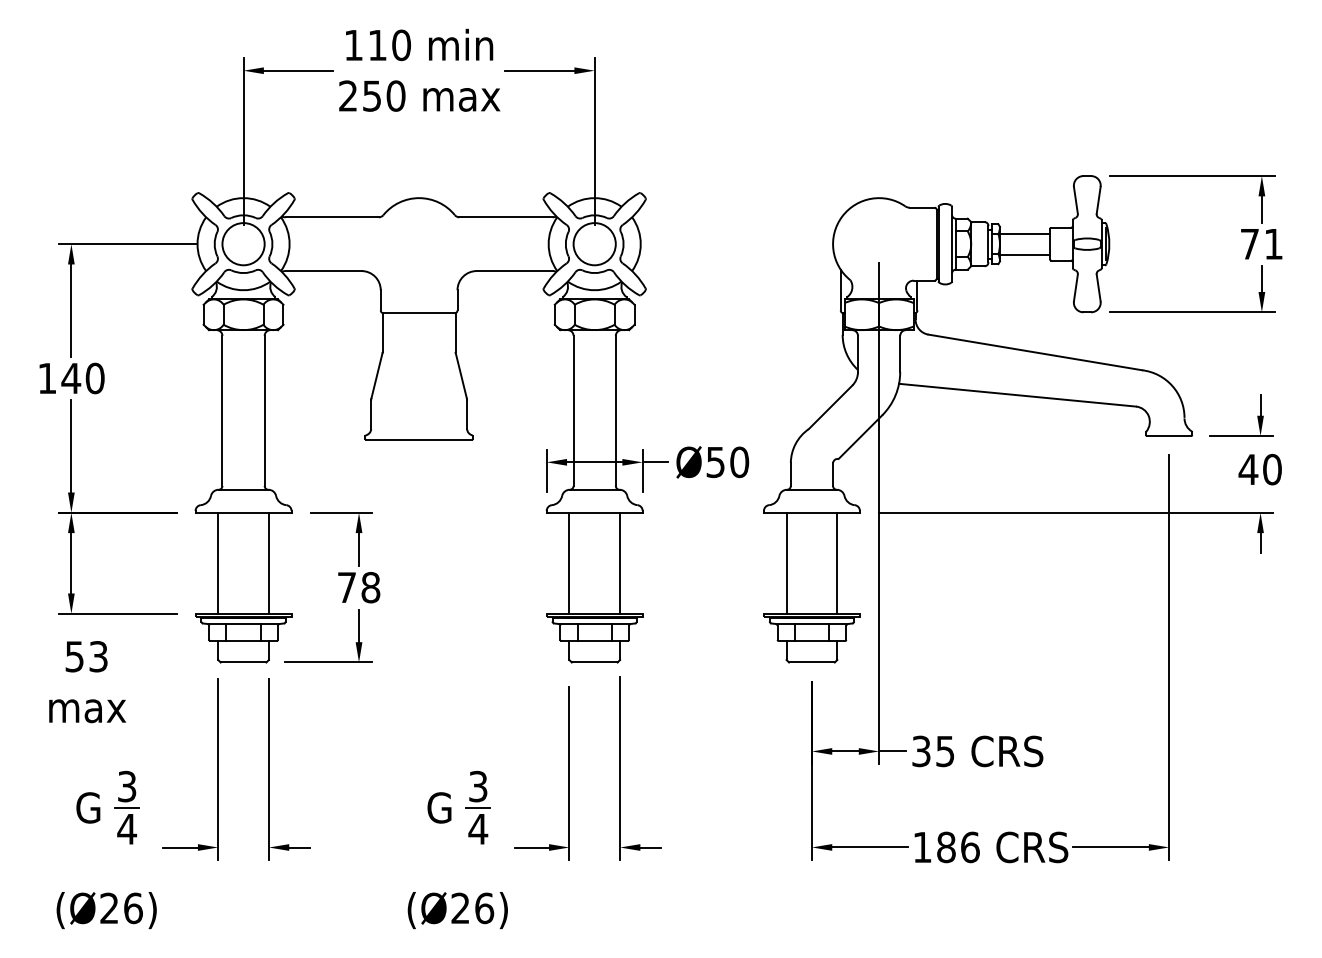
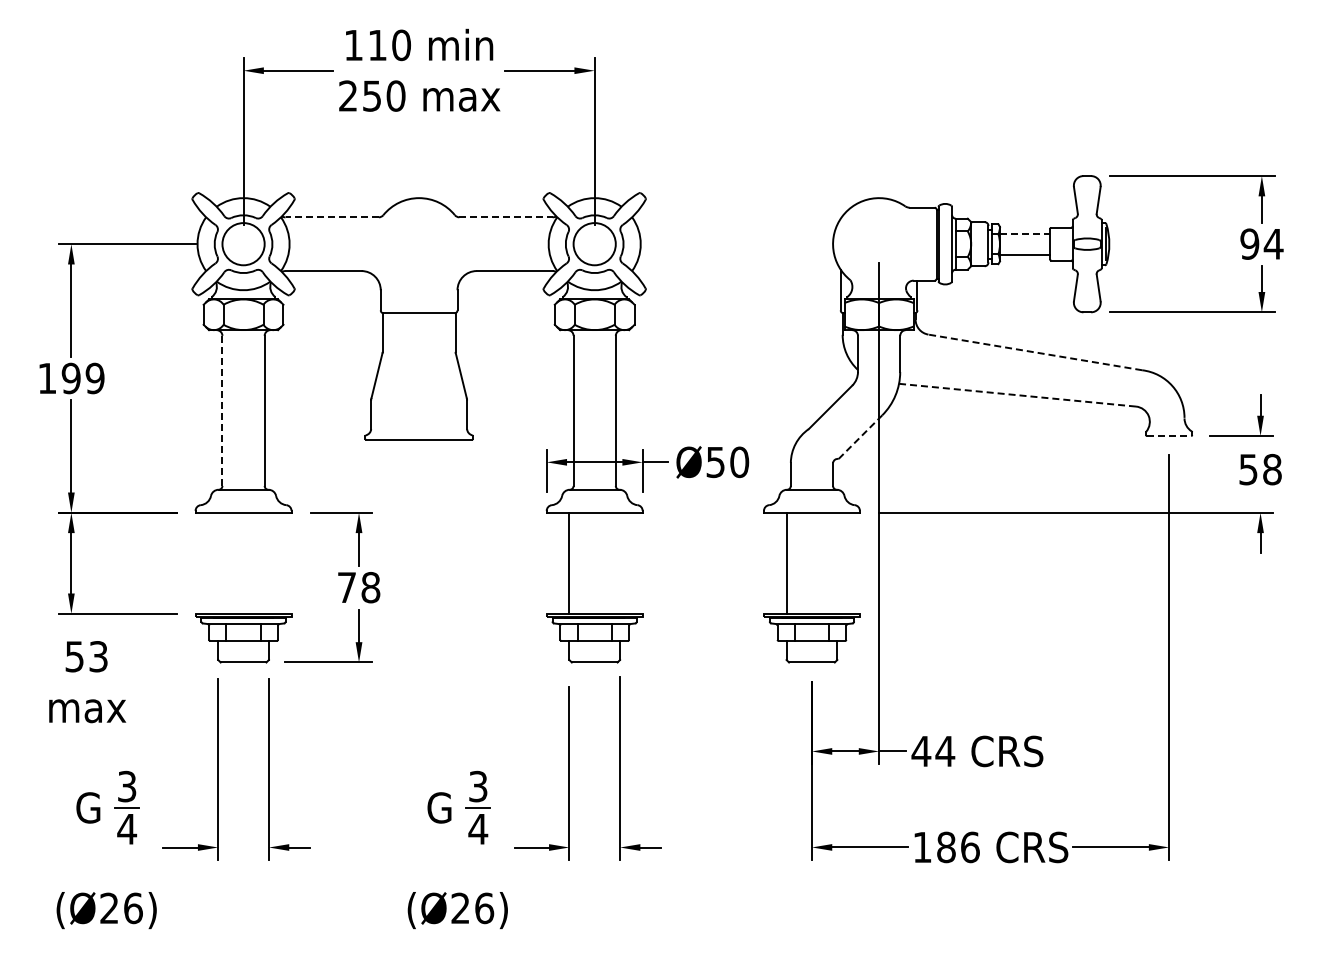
line: solid -> dashed (332, 217)
line: solid -> dashed (506, 217)
line: solid -> dashed (1024, 233)
text: 71 -> 94 (1261, 243)
line: solid -> dashed (1034, 352)
text: 140 -> 199 (82, 378)
line: solid -> dashed (1017, 395)
line: solid -> dashed (222, 411)
line: solid -> dashed (1169, 436)
line: solid -> dashed (860, 437)
text: 40 -> 58 (1259, 469)
line: present -> none (218, 562)
line: present -> none (268, 562)
line: present -> none (620, 562)
line: present -> none (837, 562)
text: 35 -> 44 (933, 751)
